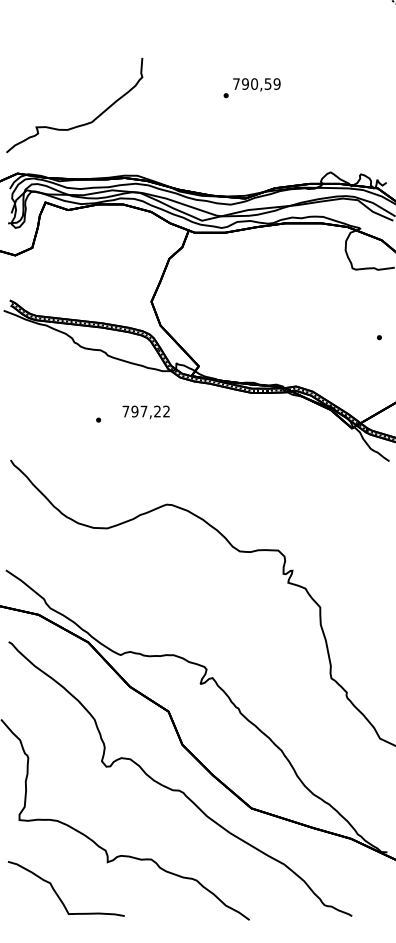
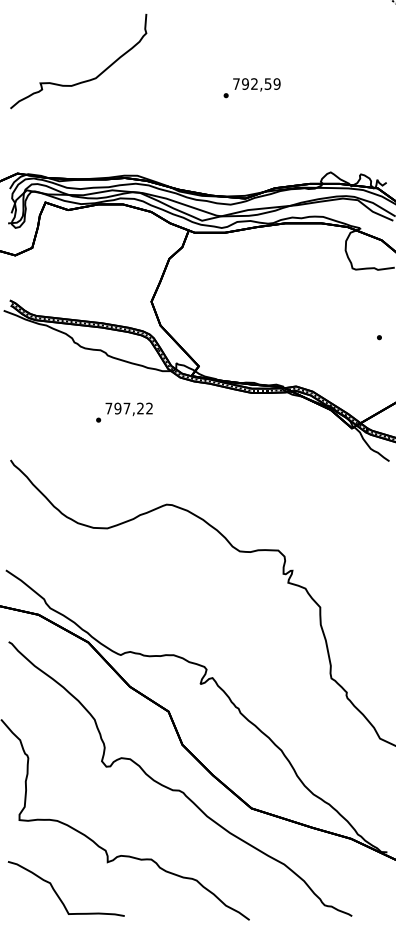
text: 790,59 -> 792,59 (254, 83)
curve position: (80, 124) -> (84, 80) (84, 80)
text position: (145, 411) -> (128, 408) (128, 408)
